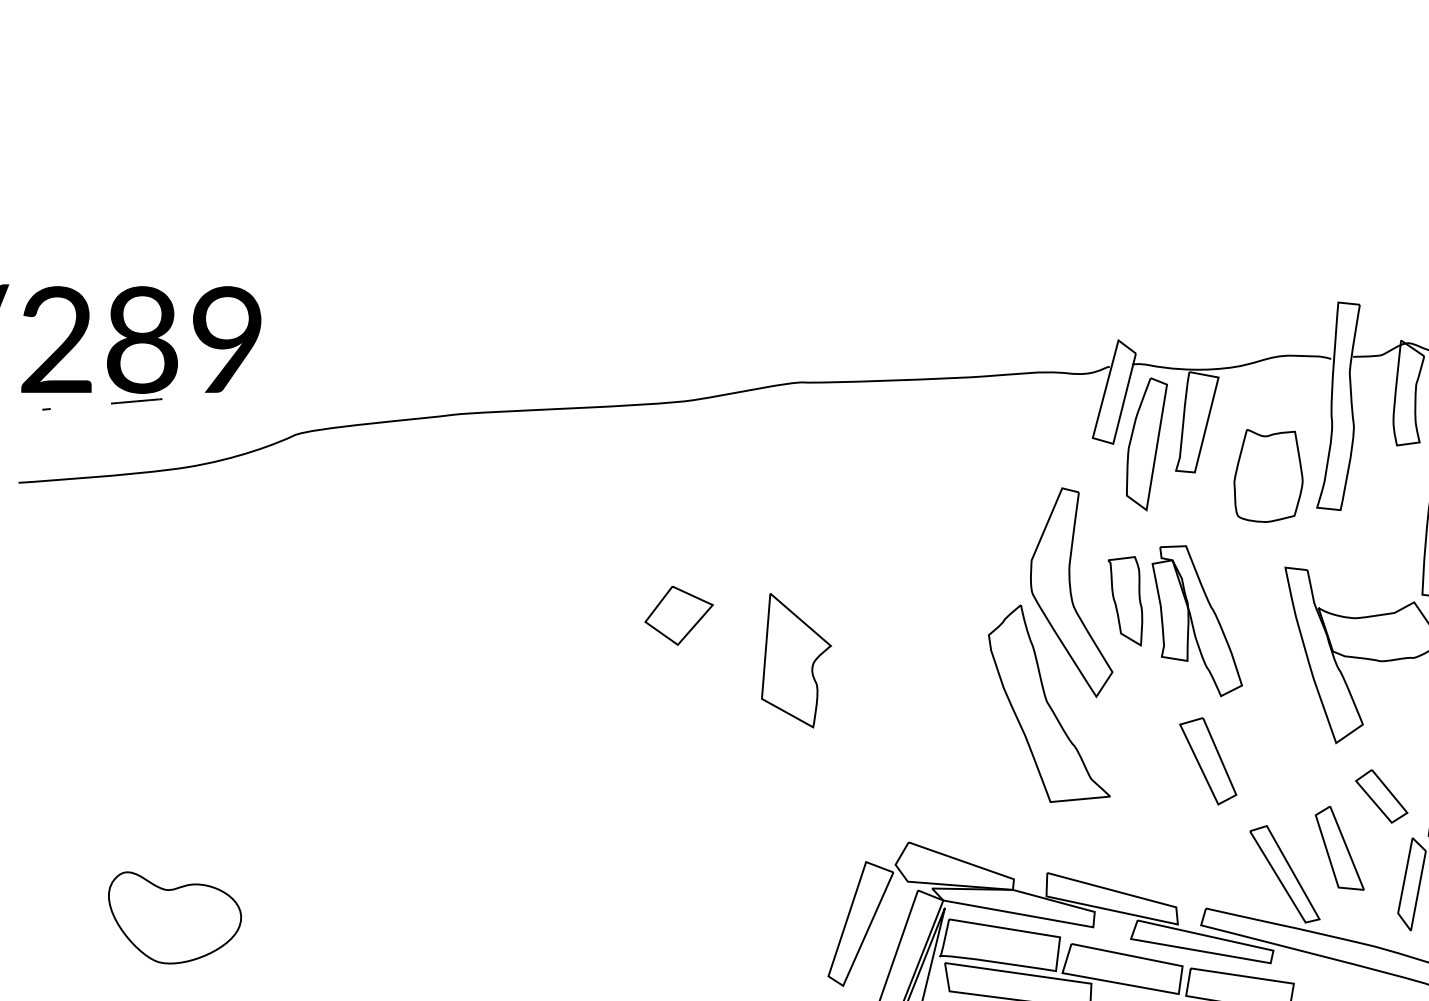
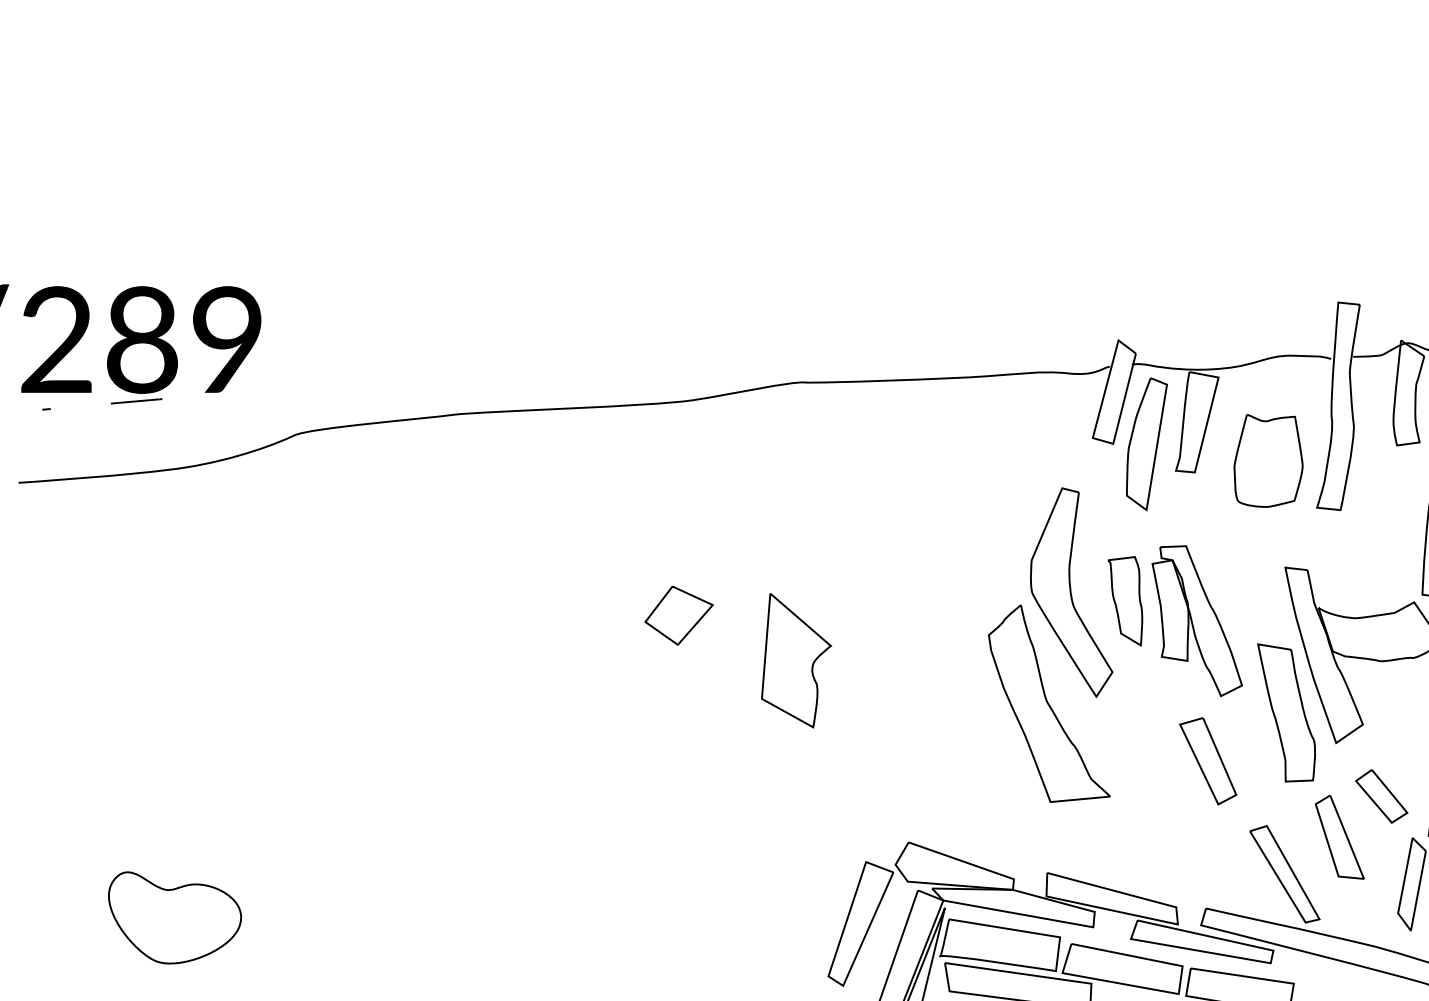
part position: (1268, 475) -> (1268, 460) (1268, 460)
part: none -> present (1286, 712)
part position: (1339, 847) -> (1339, 836) (1339, 836)
